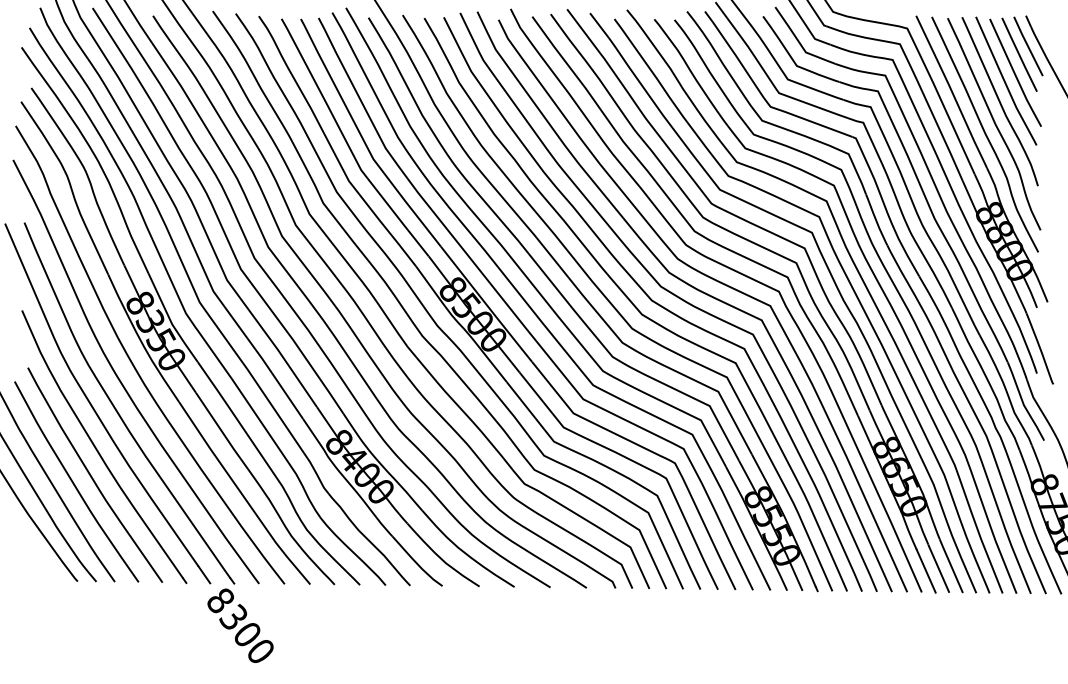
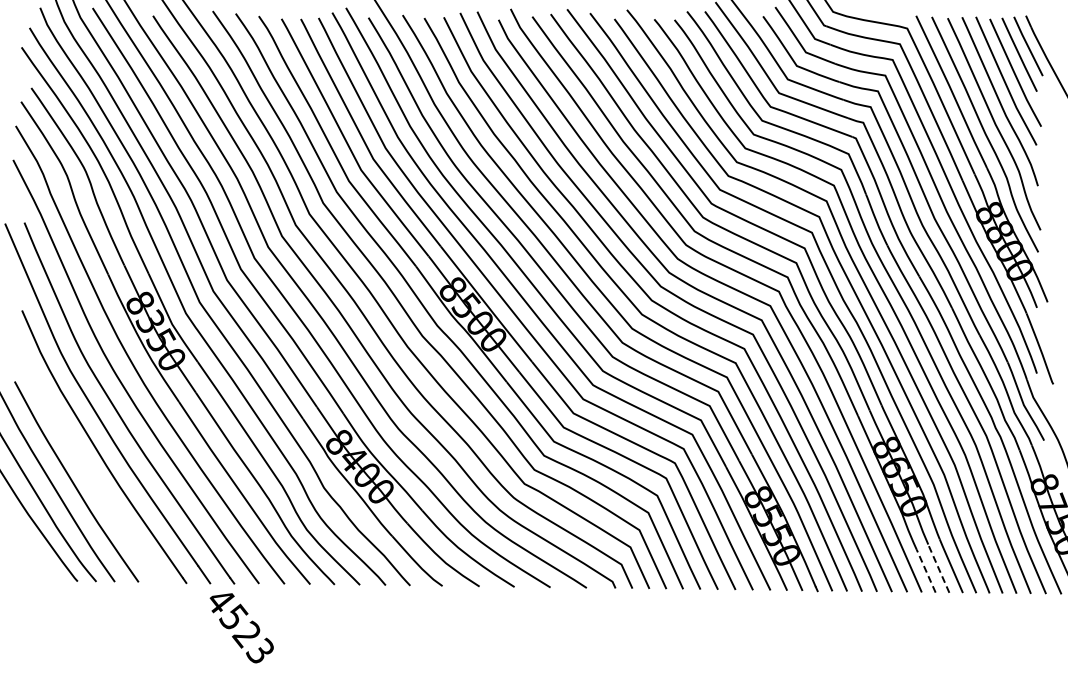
curve: present -> none (92, 476)
line: solid -> dashed (938, 567)
line: solid -> dashed (926, 570)
text: 8300 -> 4523 (240, 625)
